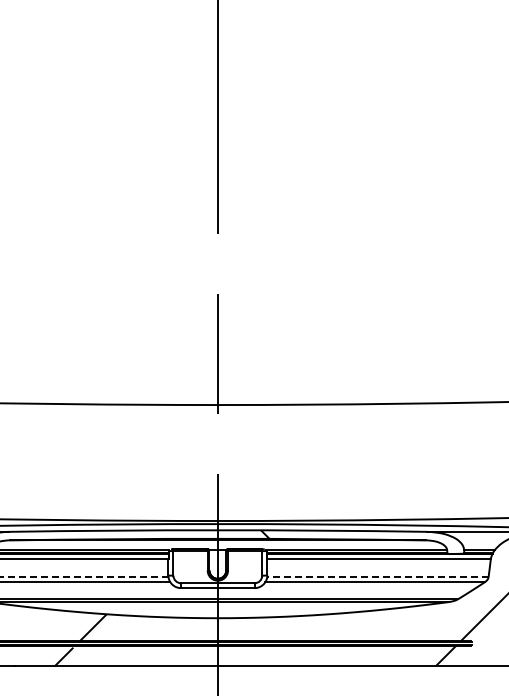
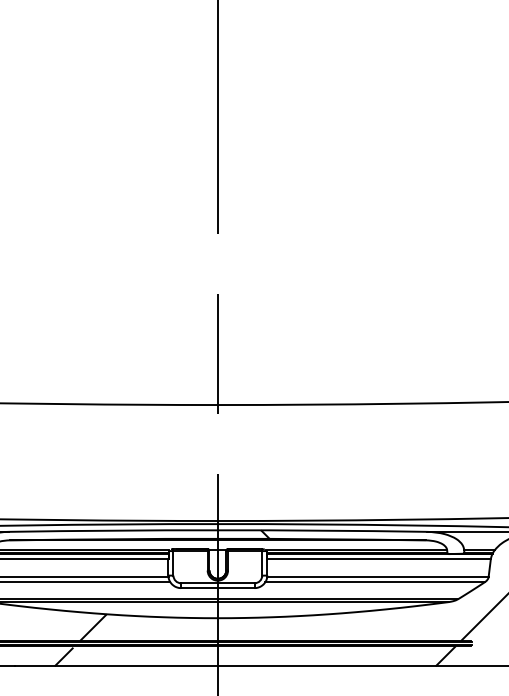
line: dashed -> solid (84, 577)
line: dashed -> solid (377, 577)
